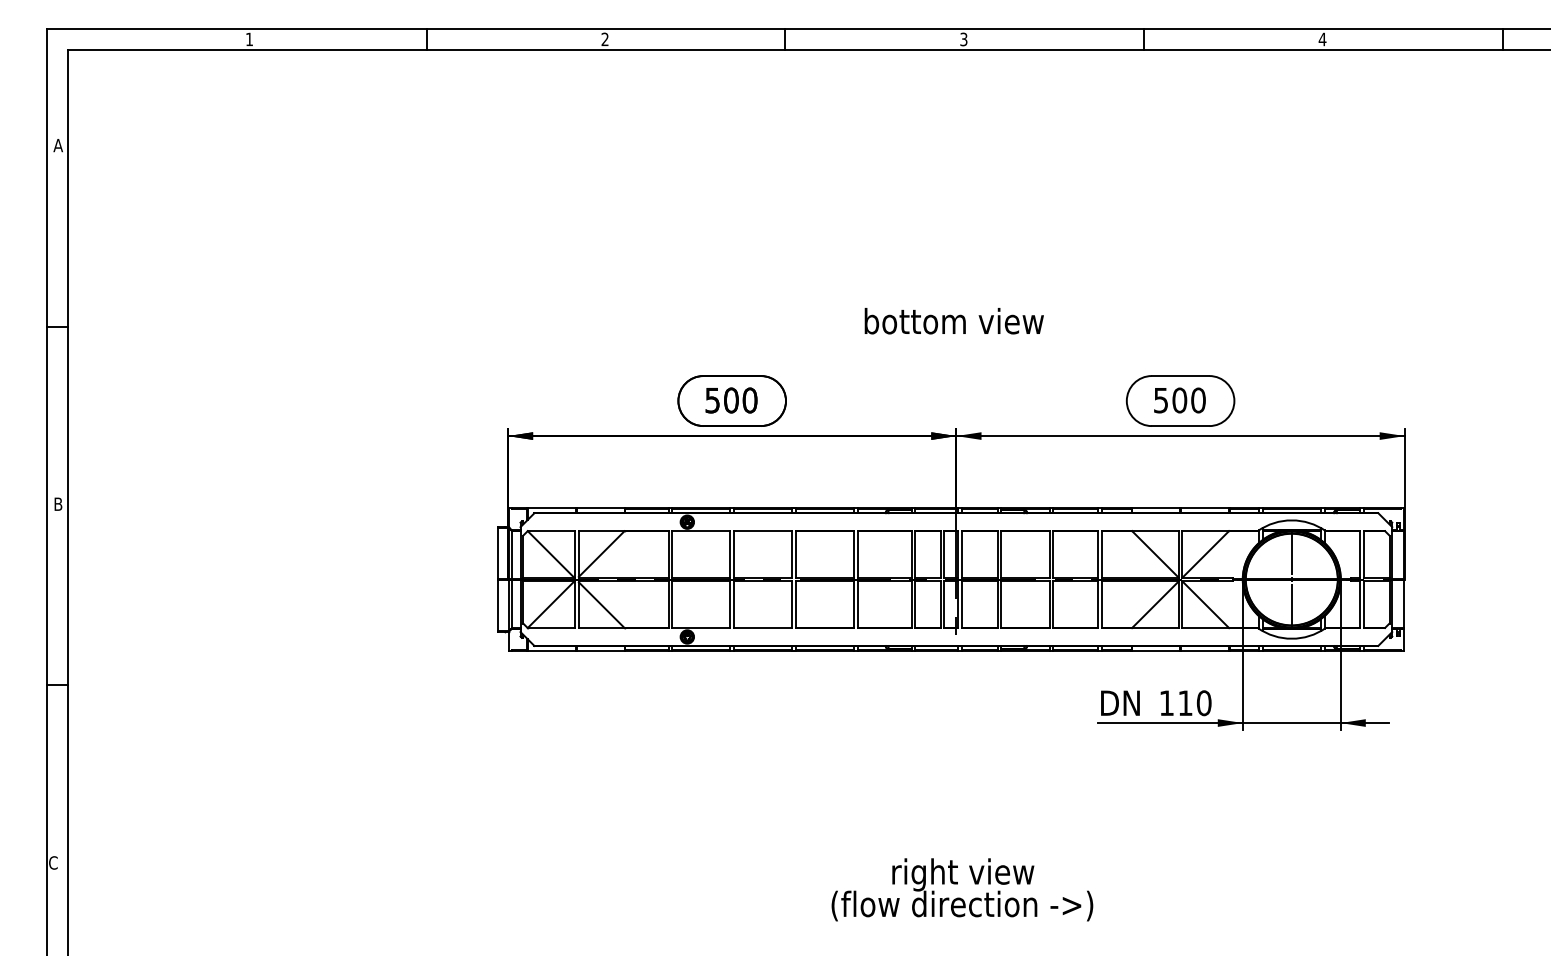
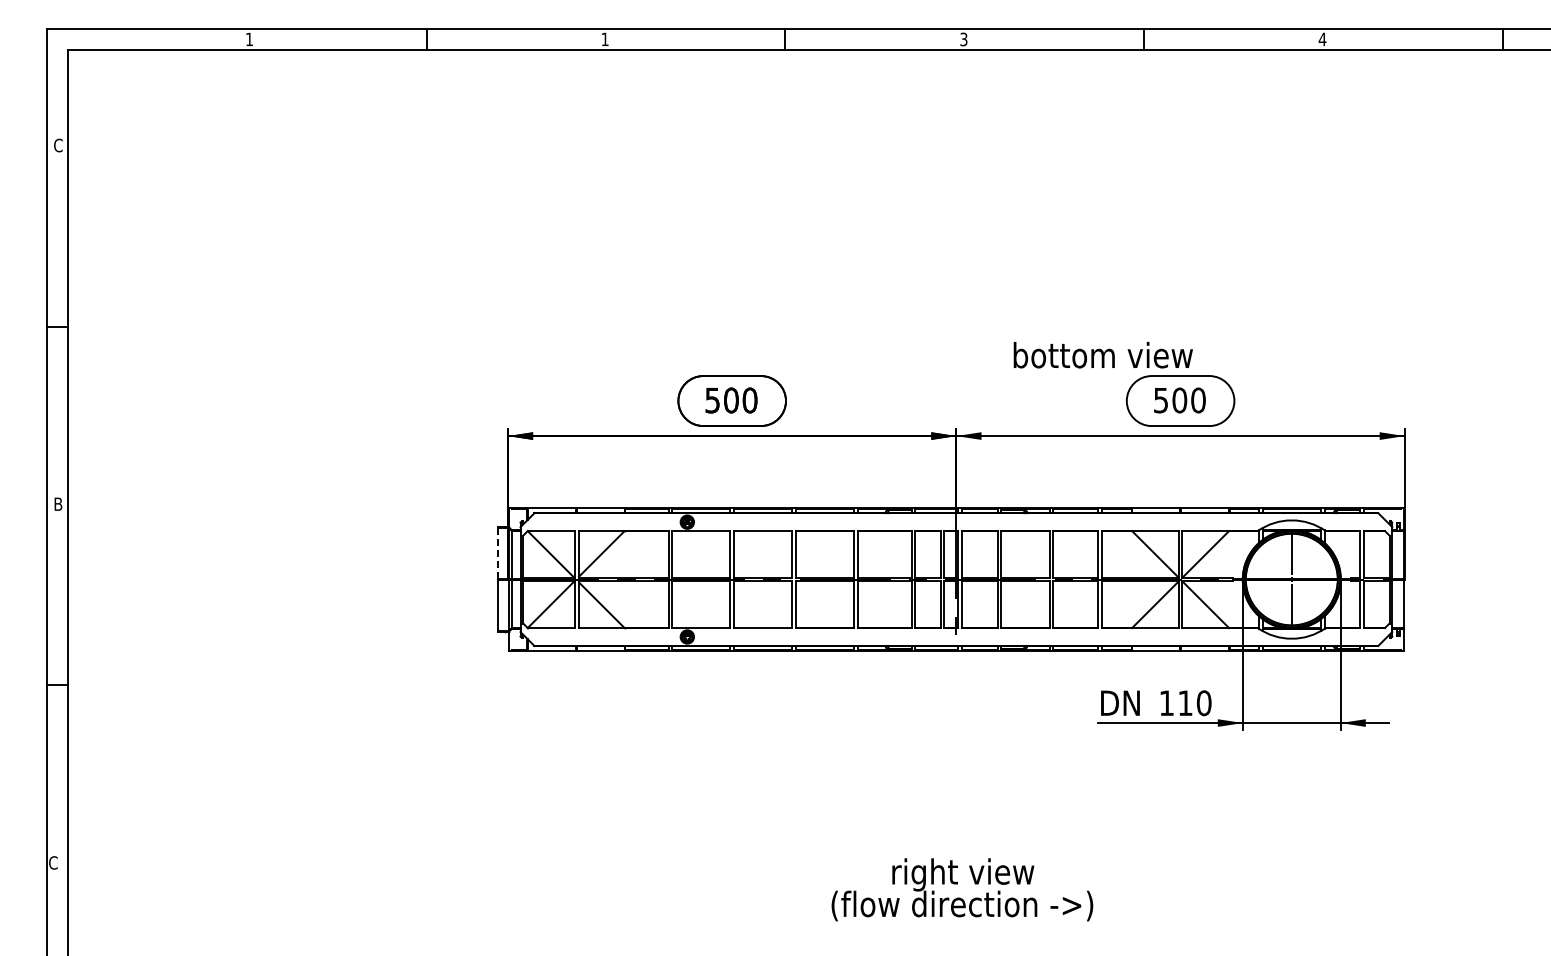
text: 2 -> 1 (604, 38)
text: A -> C (57, 145)
text position: (953, 321) -> (1102, 355) (1102, 355)
line: solid -> dashed (498, 553)
